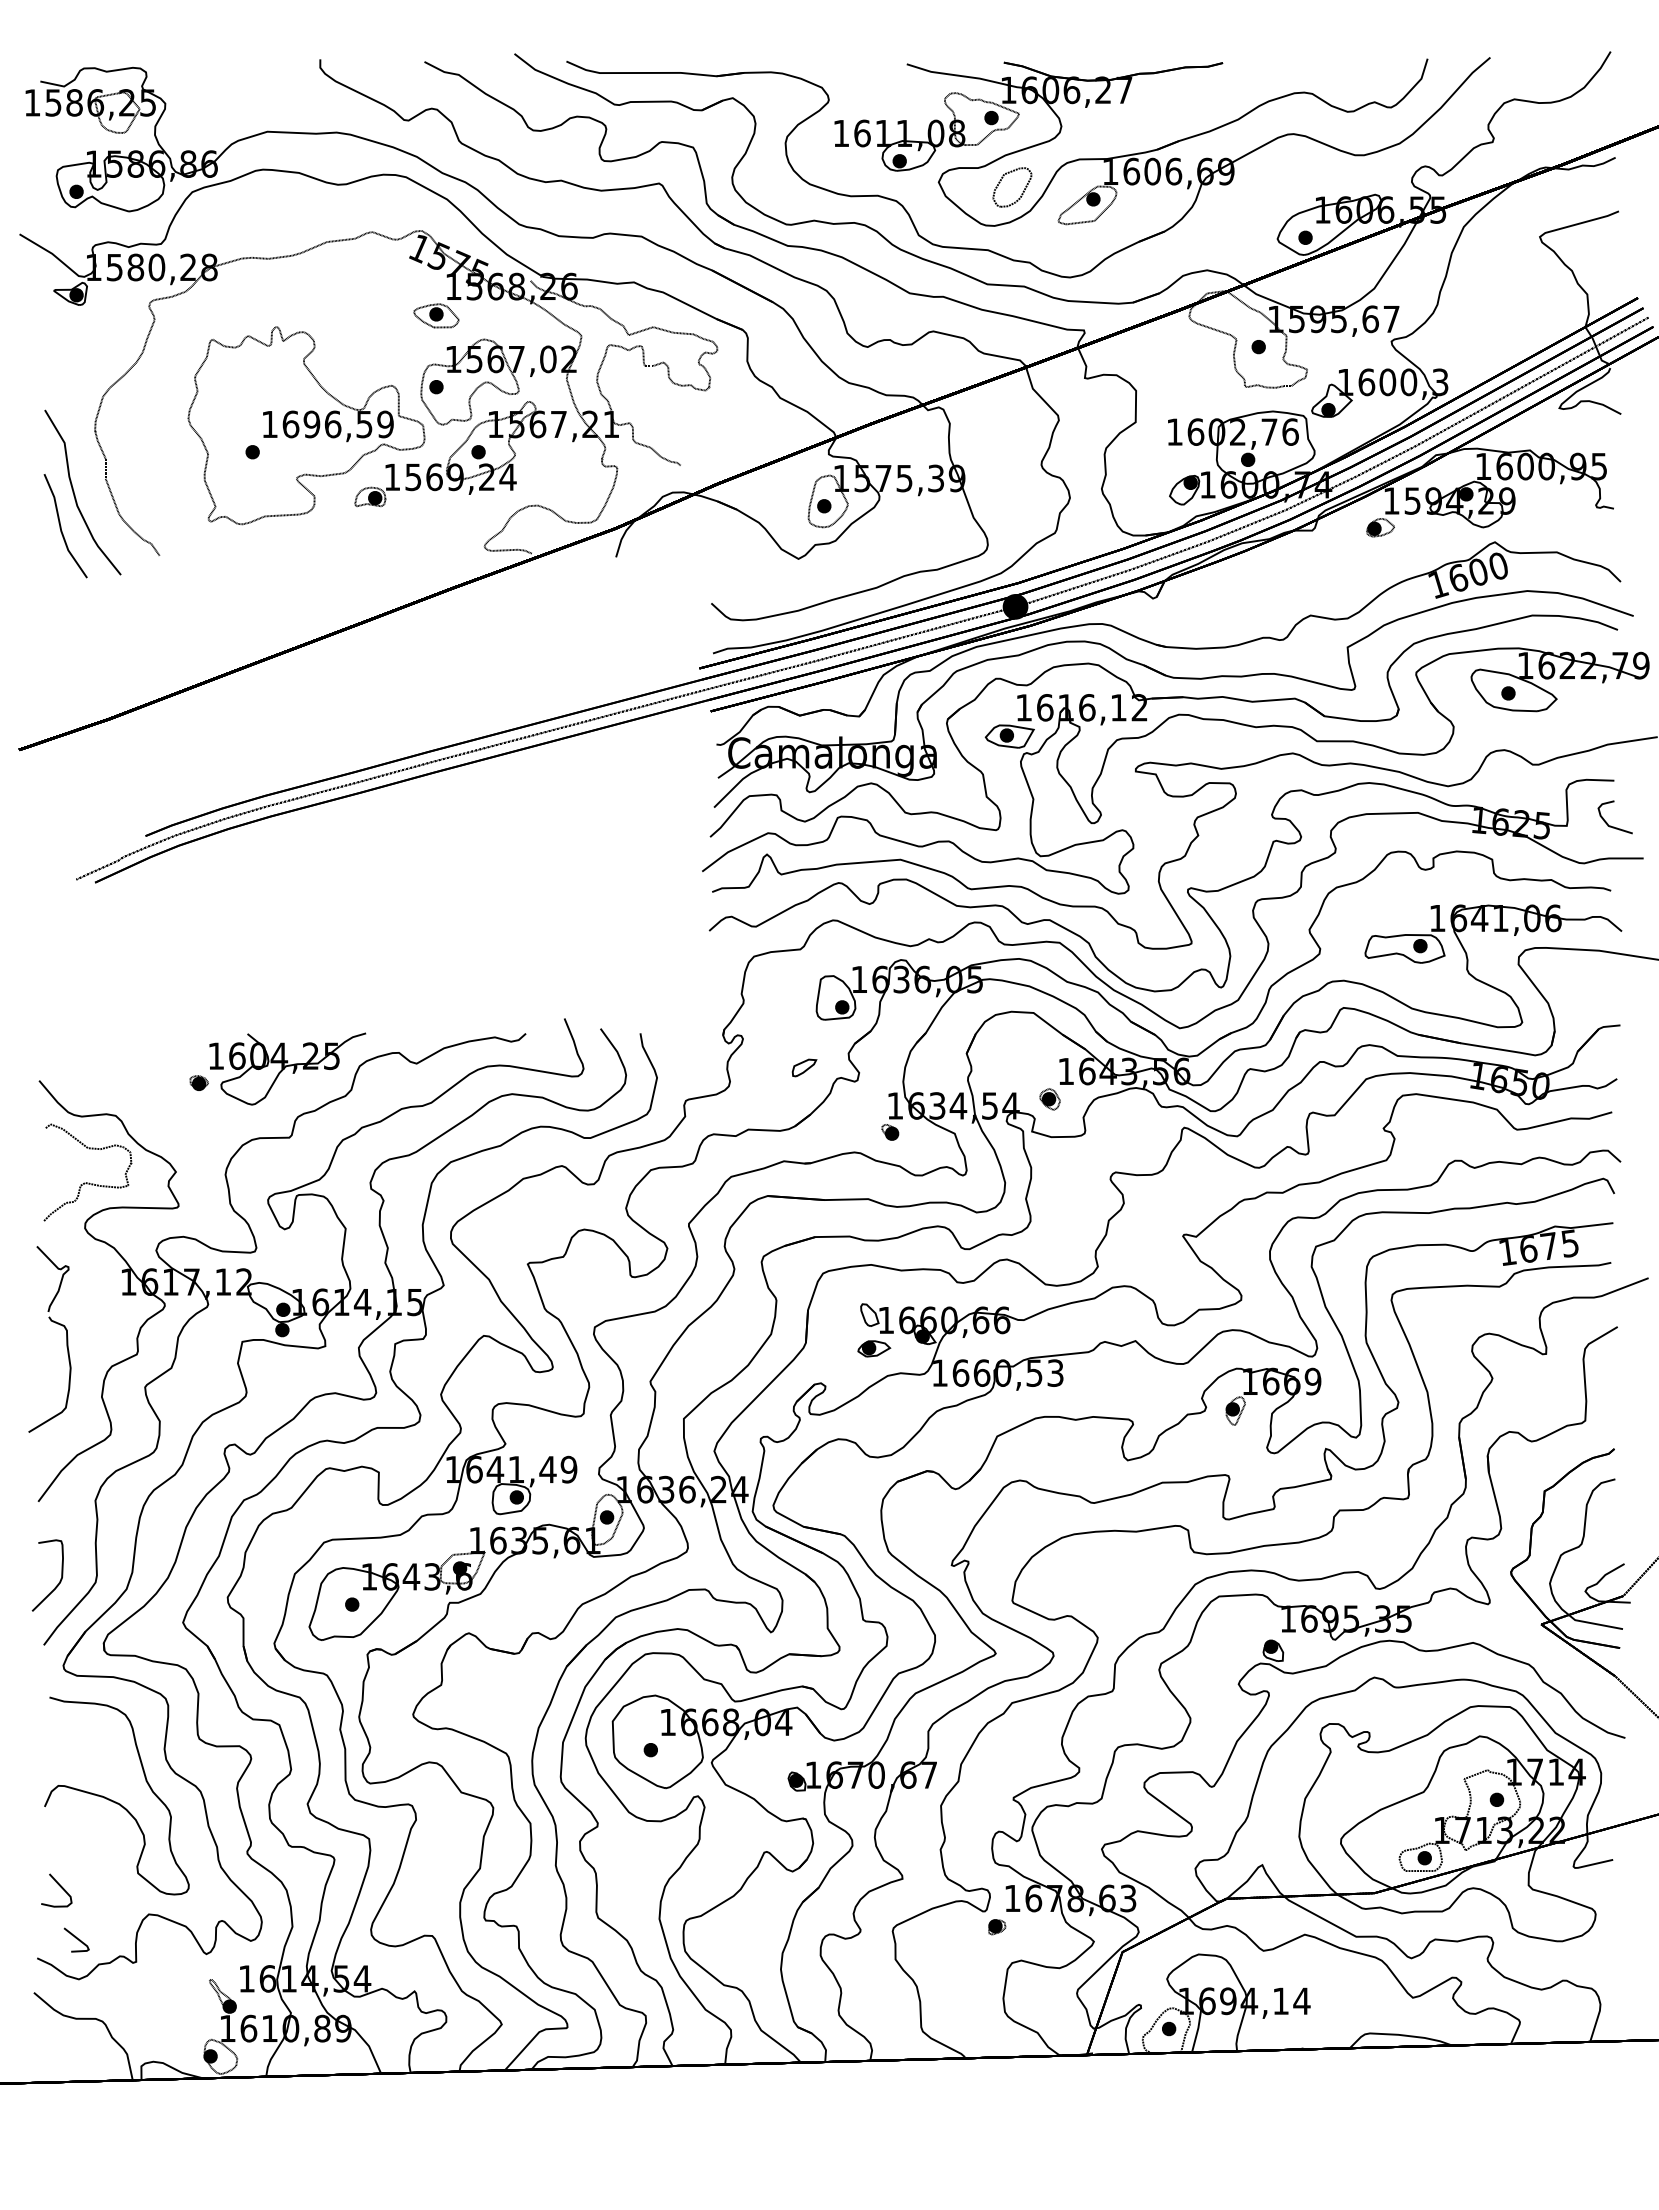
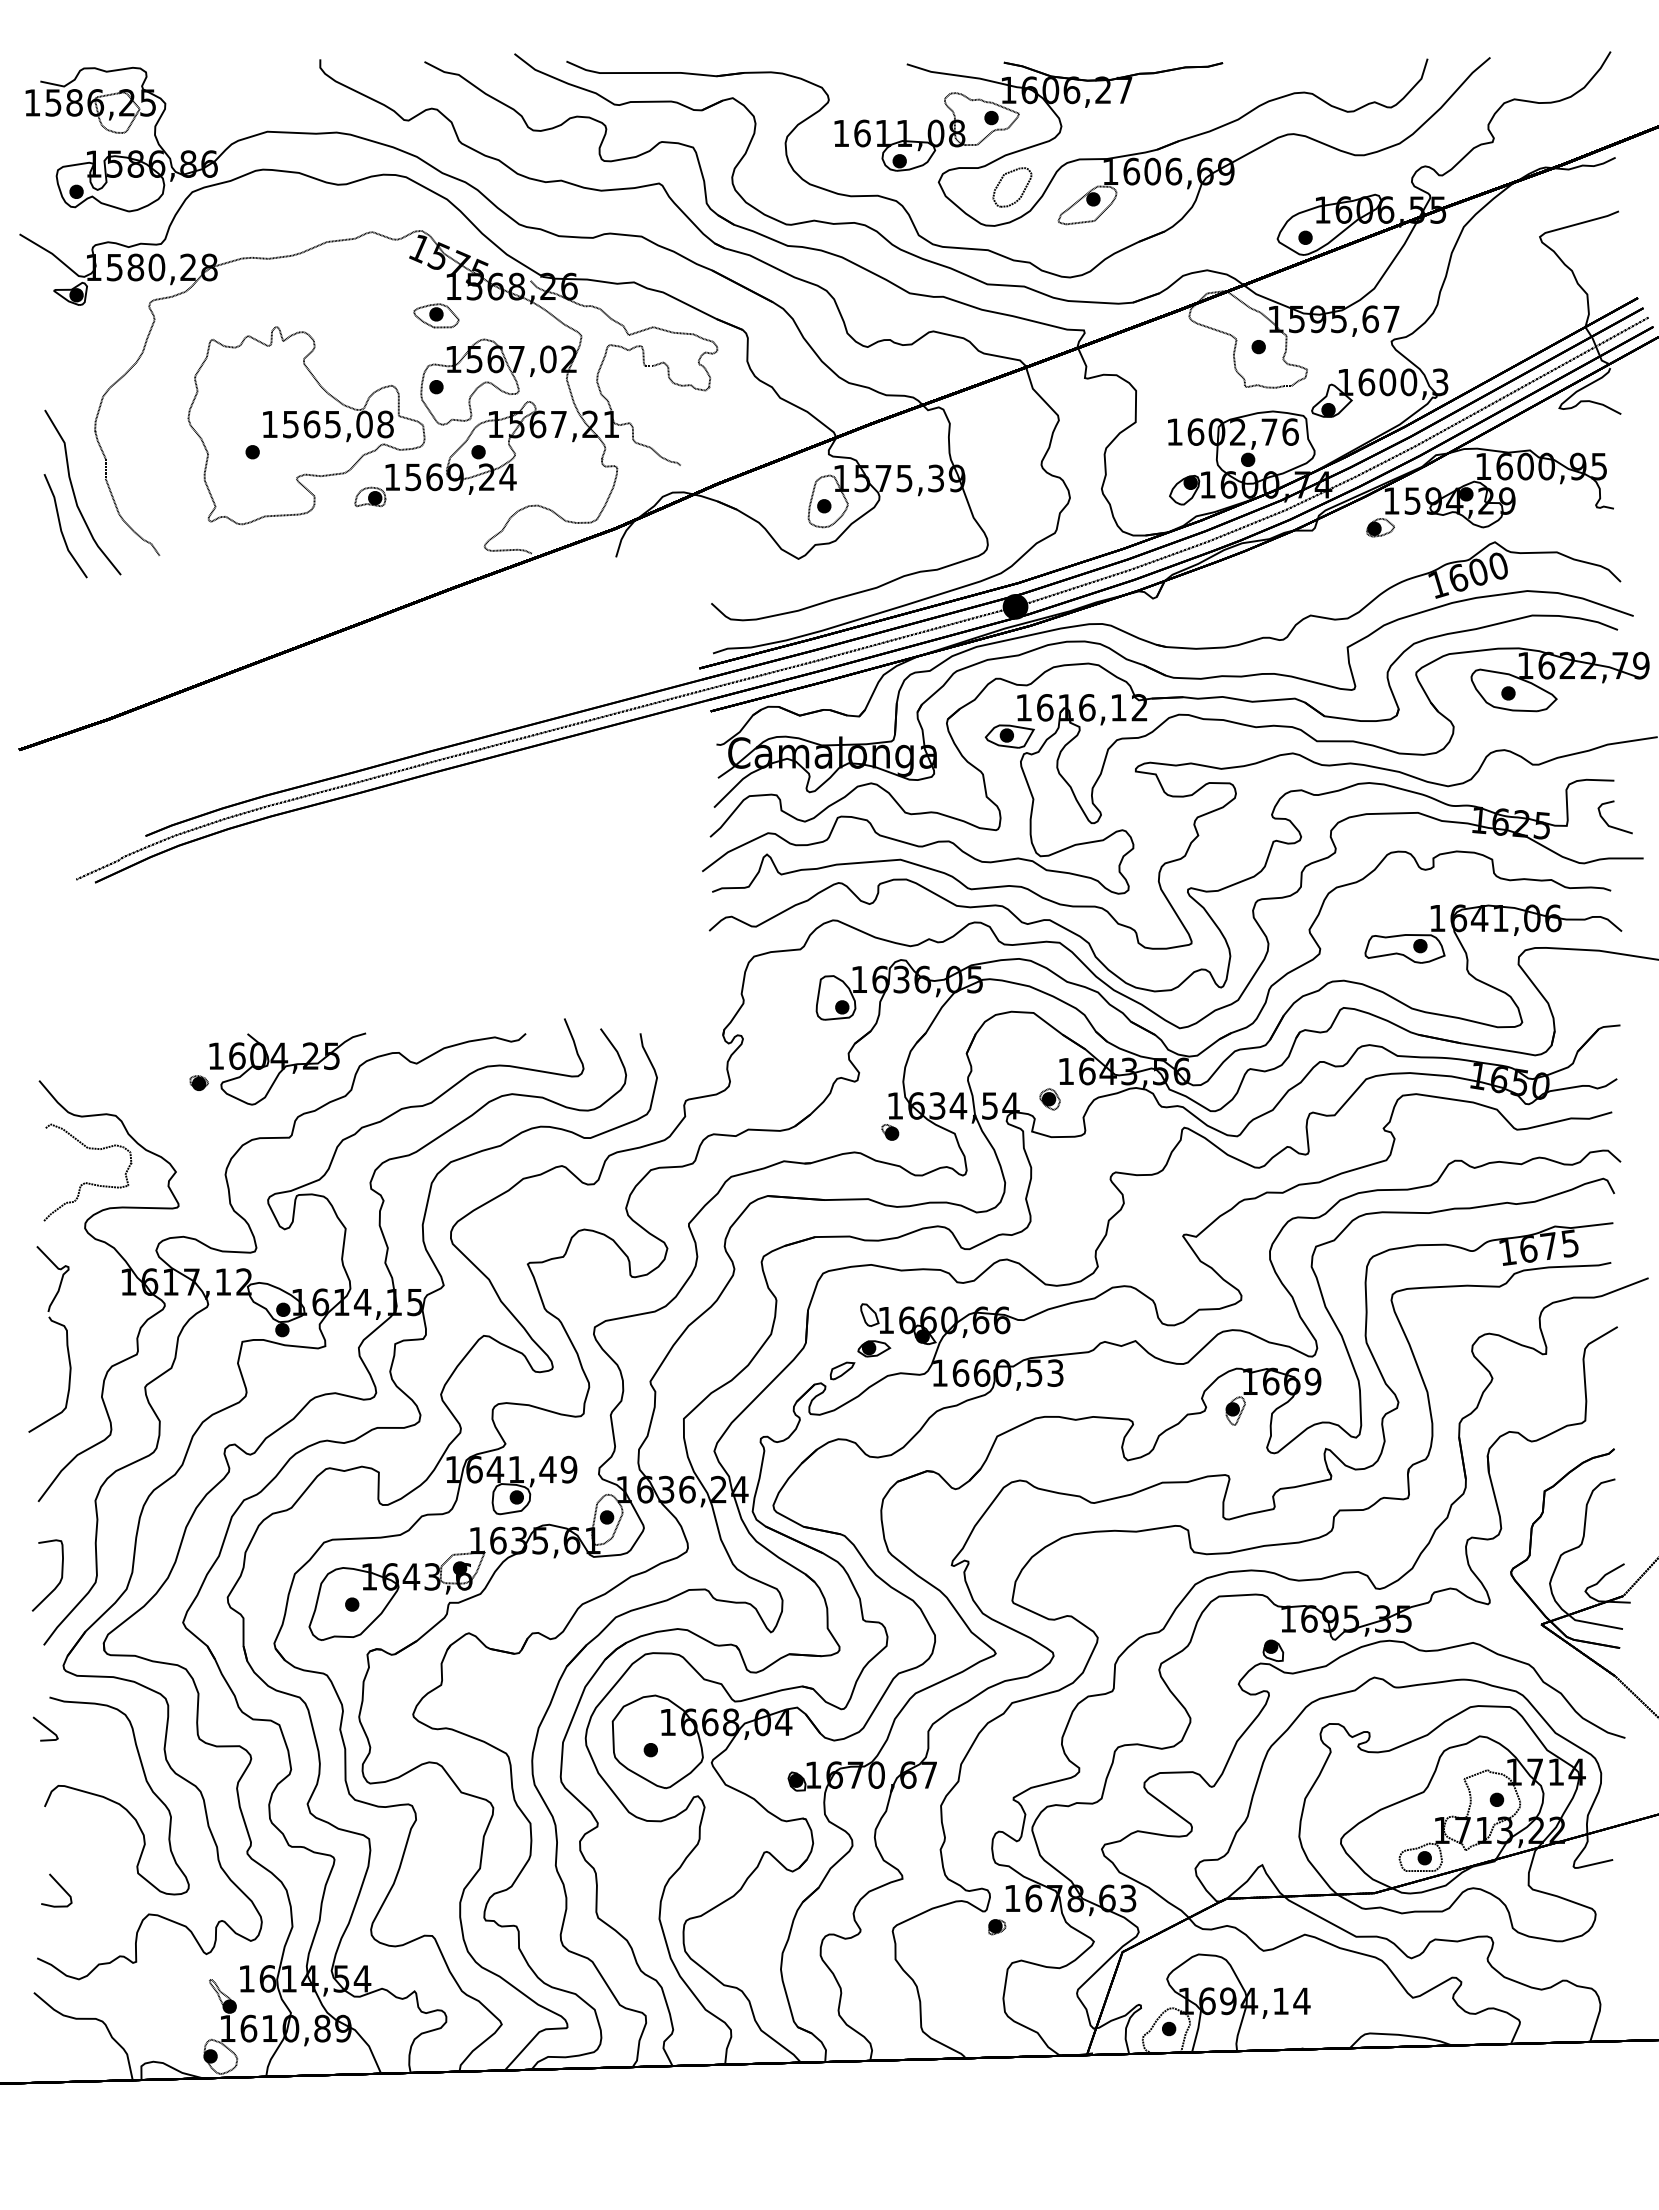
text: 1696,59 -> 1565,08 (337, 424)
part position: (804, 1067) -> (842, 1370) (842, 1370)
part position: (76, 1939) -> (45, 1728) (45, 1728)
